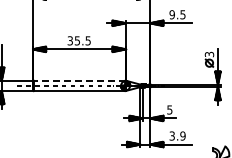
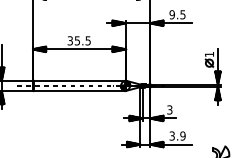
text: 3 -> 1 (209, 54)
line: dashed -> solid (79, 80)
text: 5 -> 3 (169, 109)
